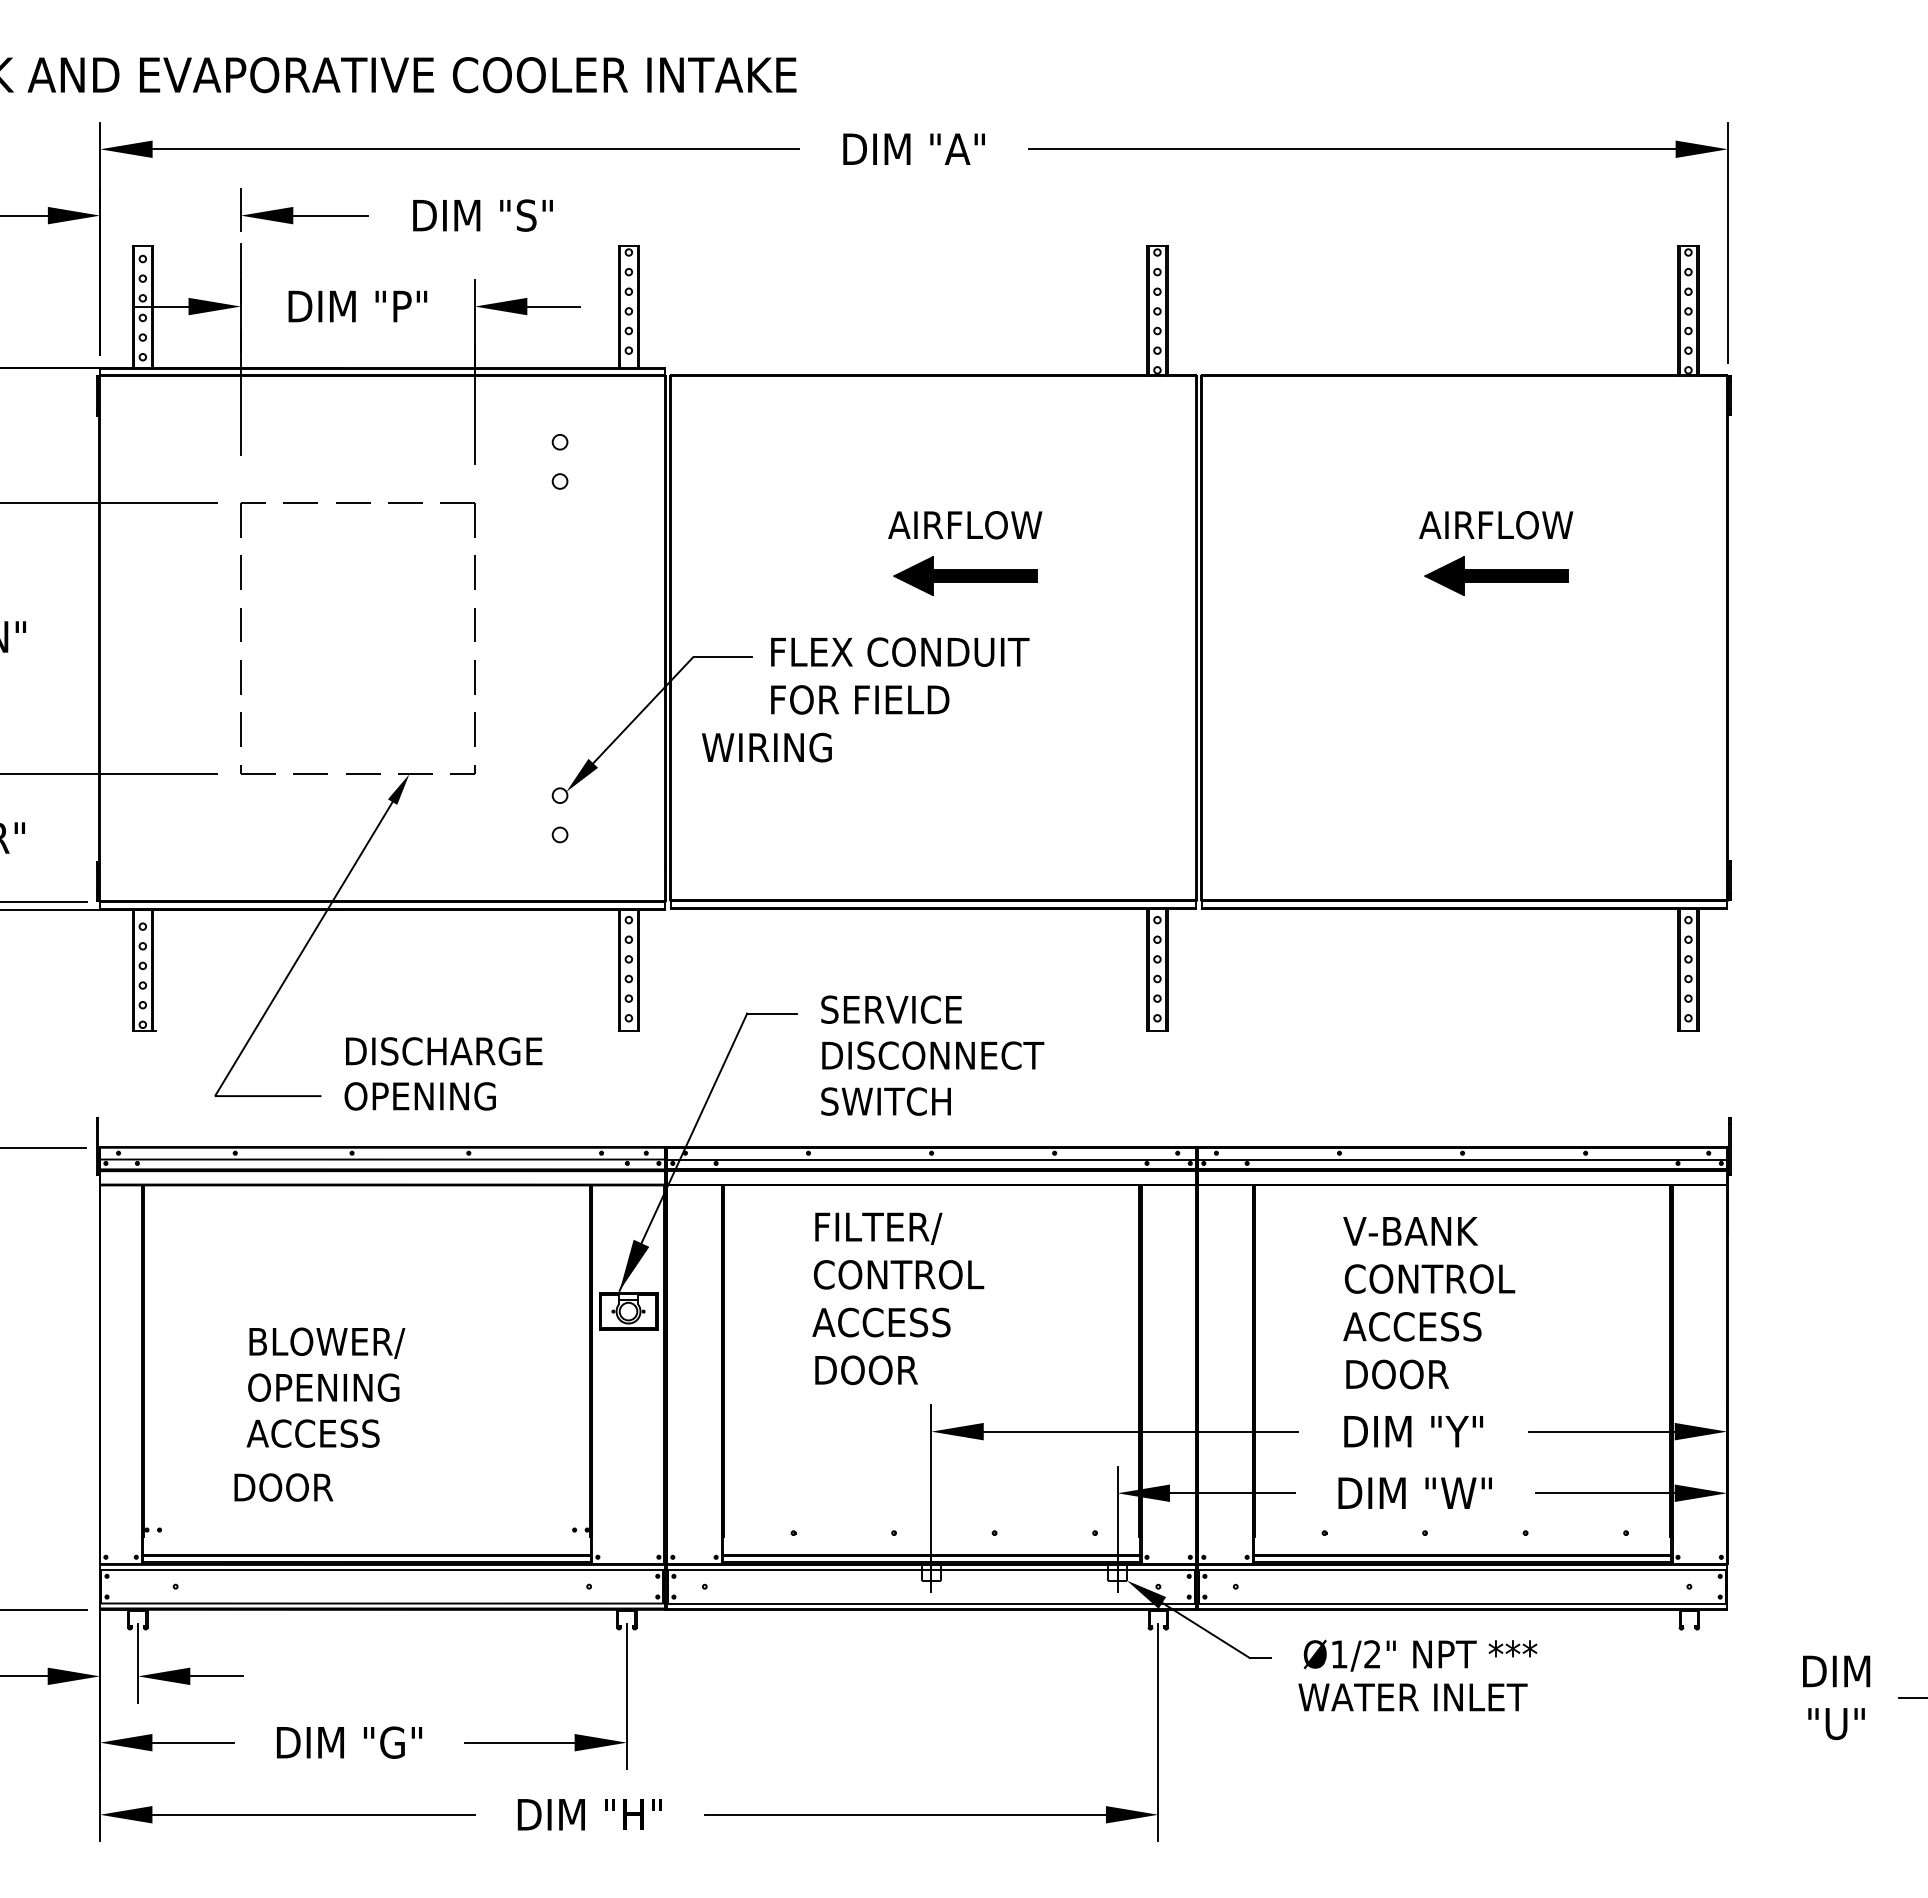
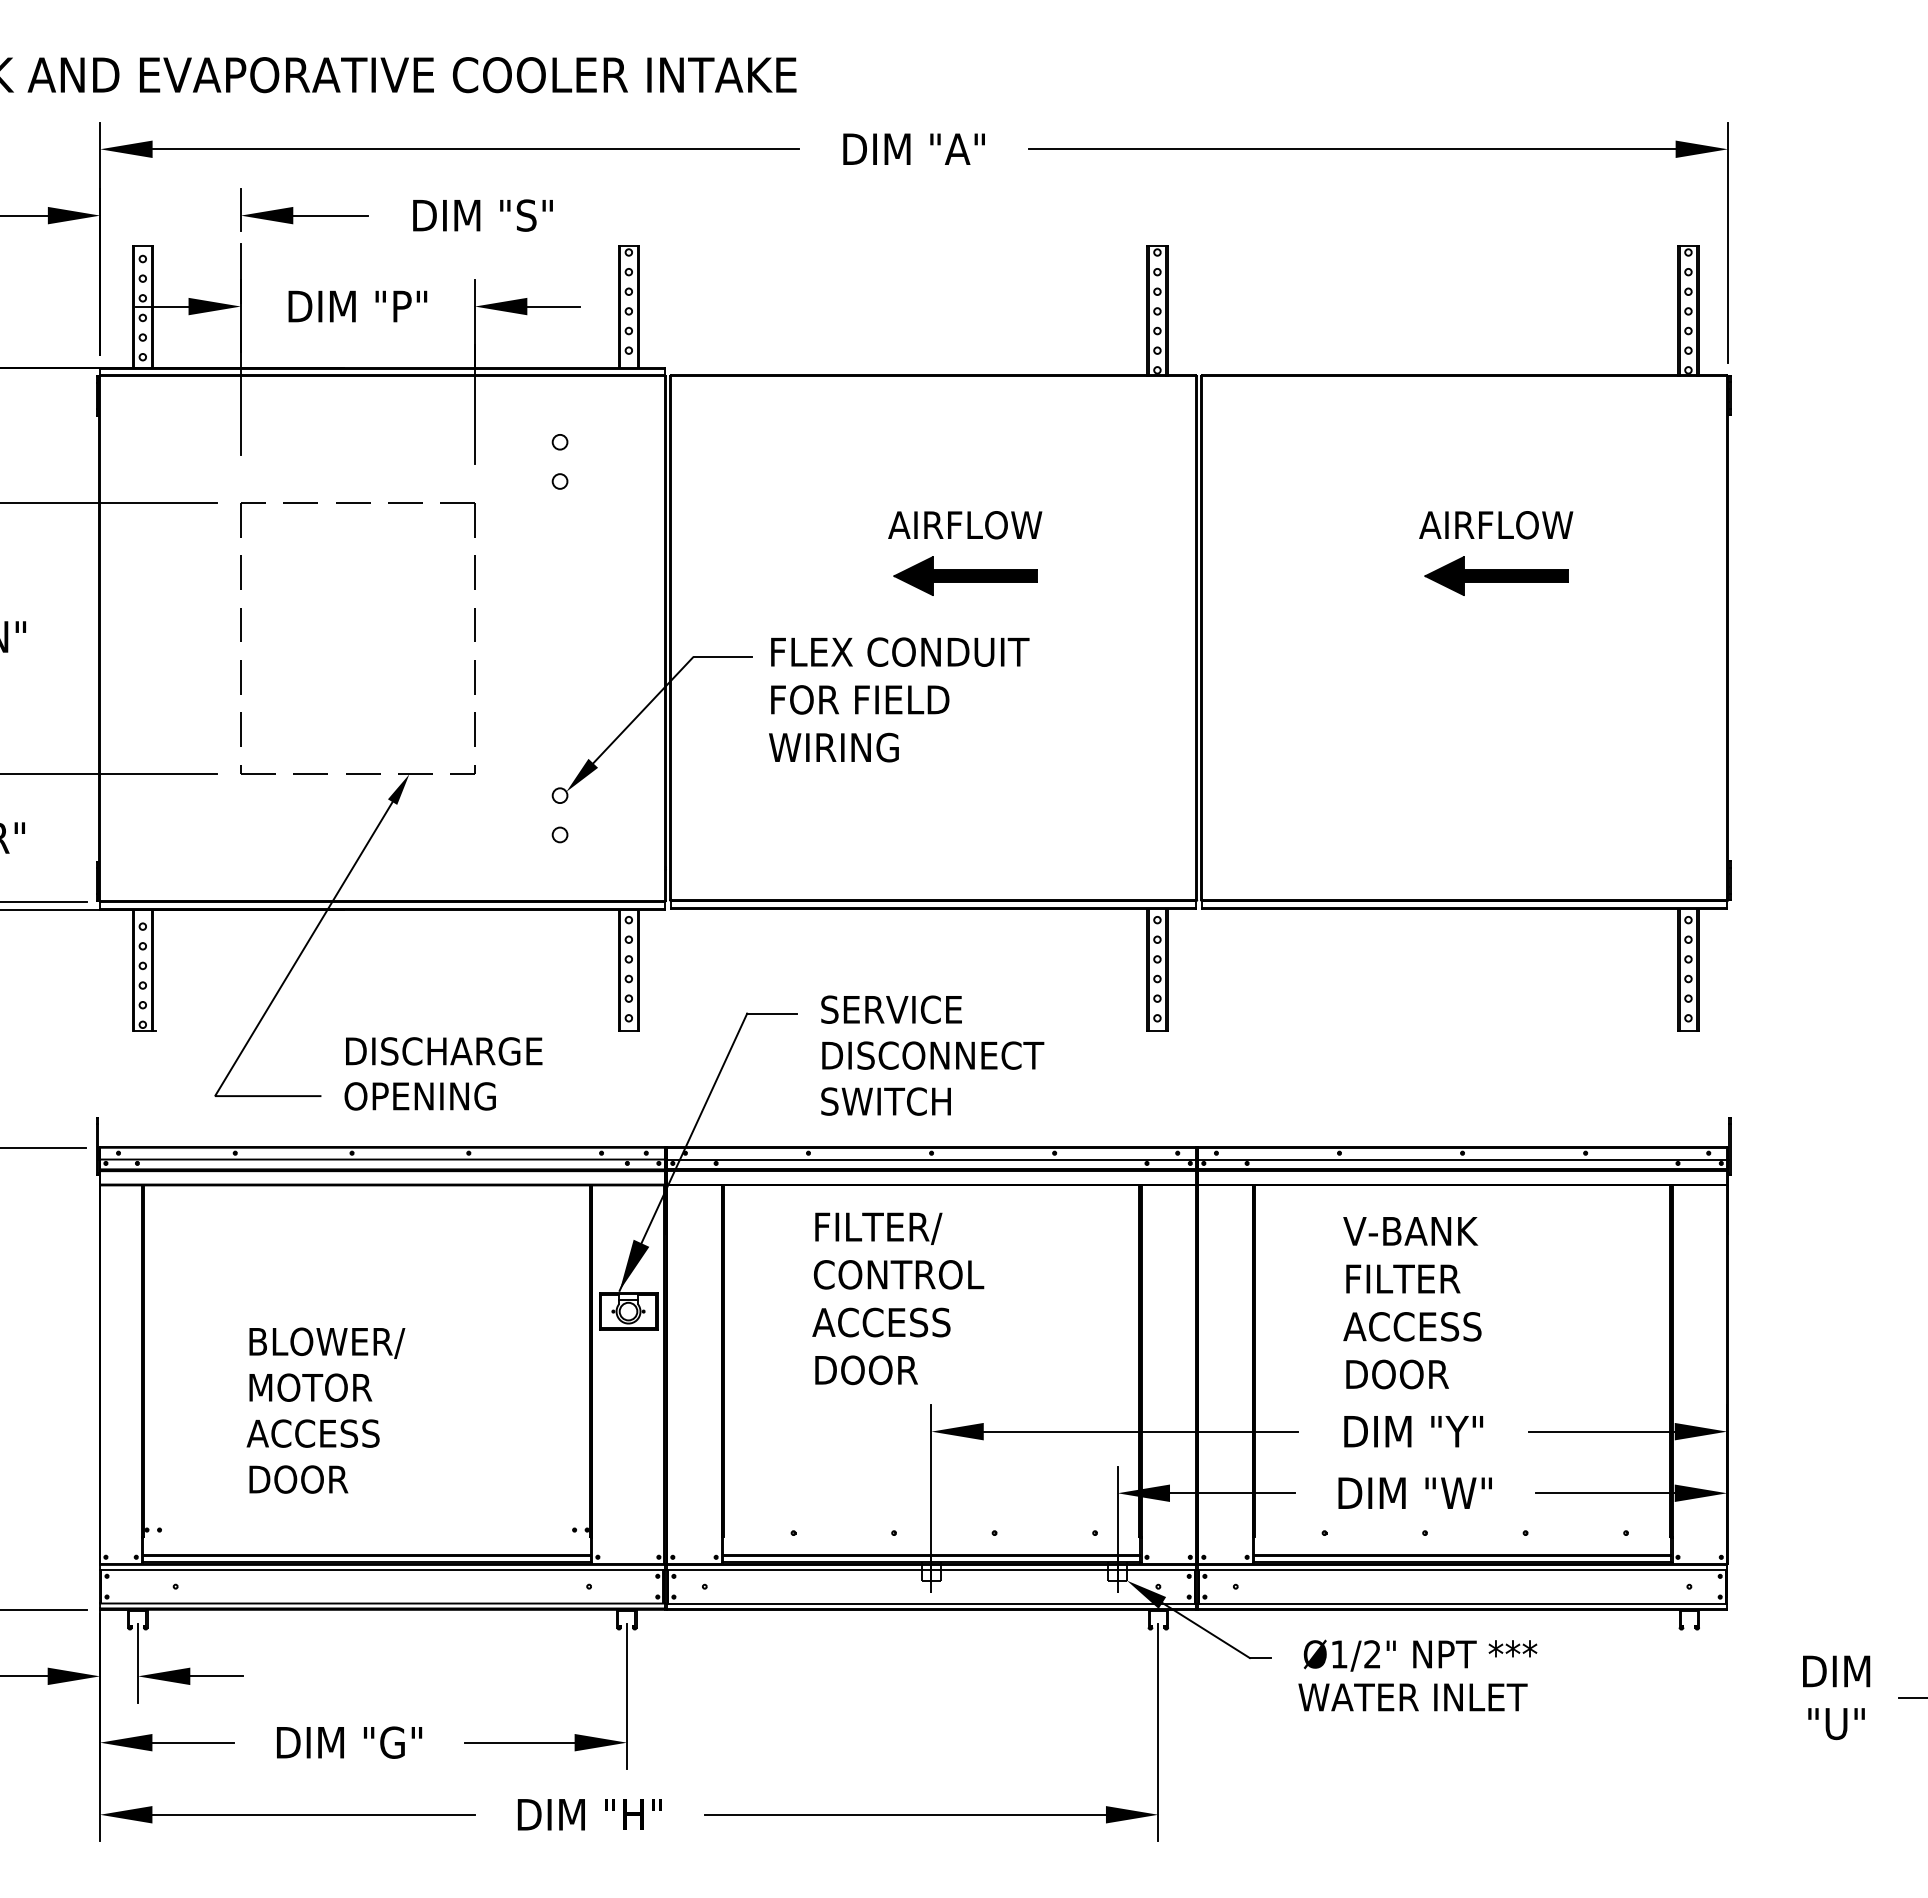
text position: (766, 747) -> (833, 747) (833, 747)
text: CONTROL -> FILTER (1429, 1278)
text: OPENING -> MOTOR (323, 1387)
text position: (283, 1487) -> (298, 1479) (298, 1479)
